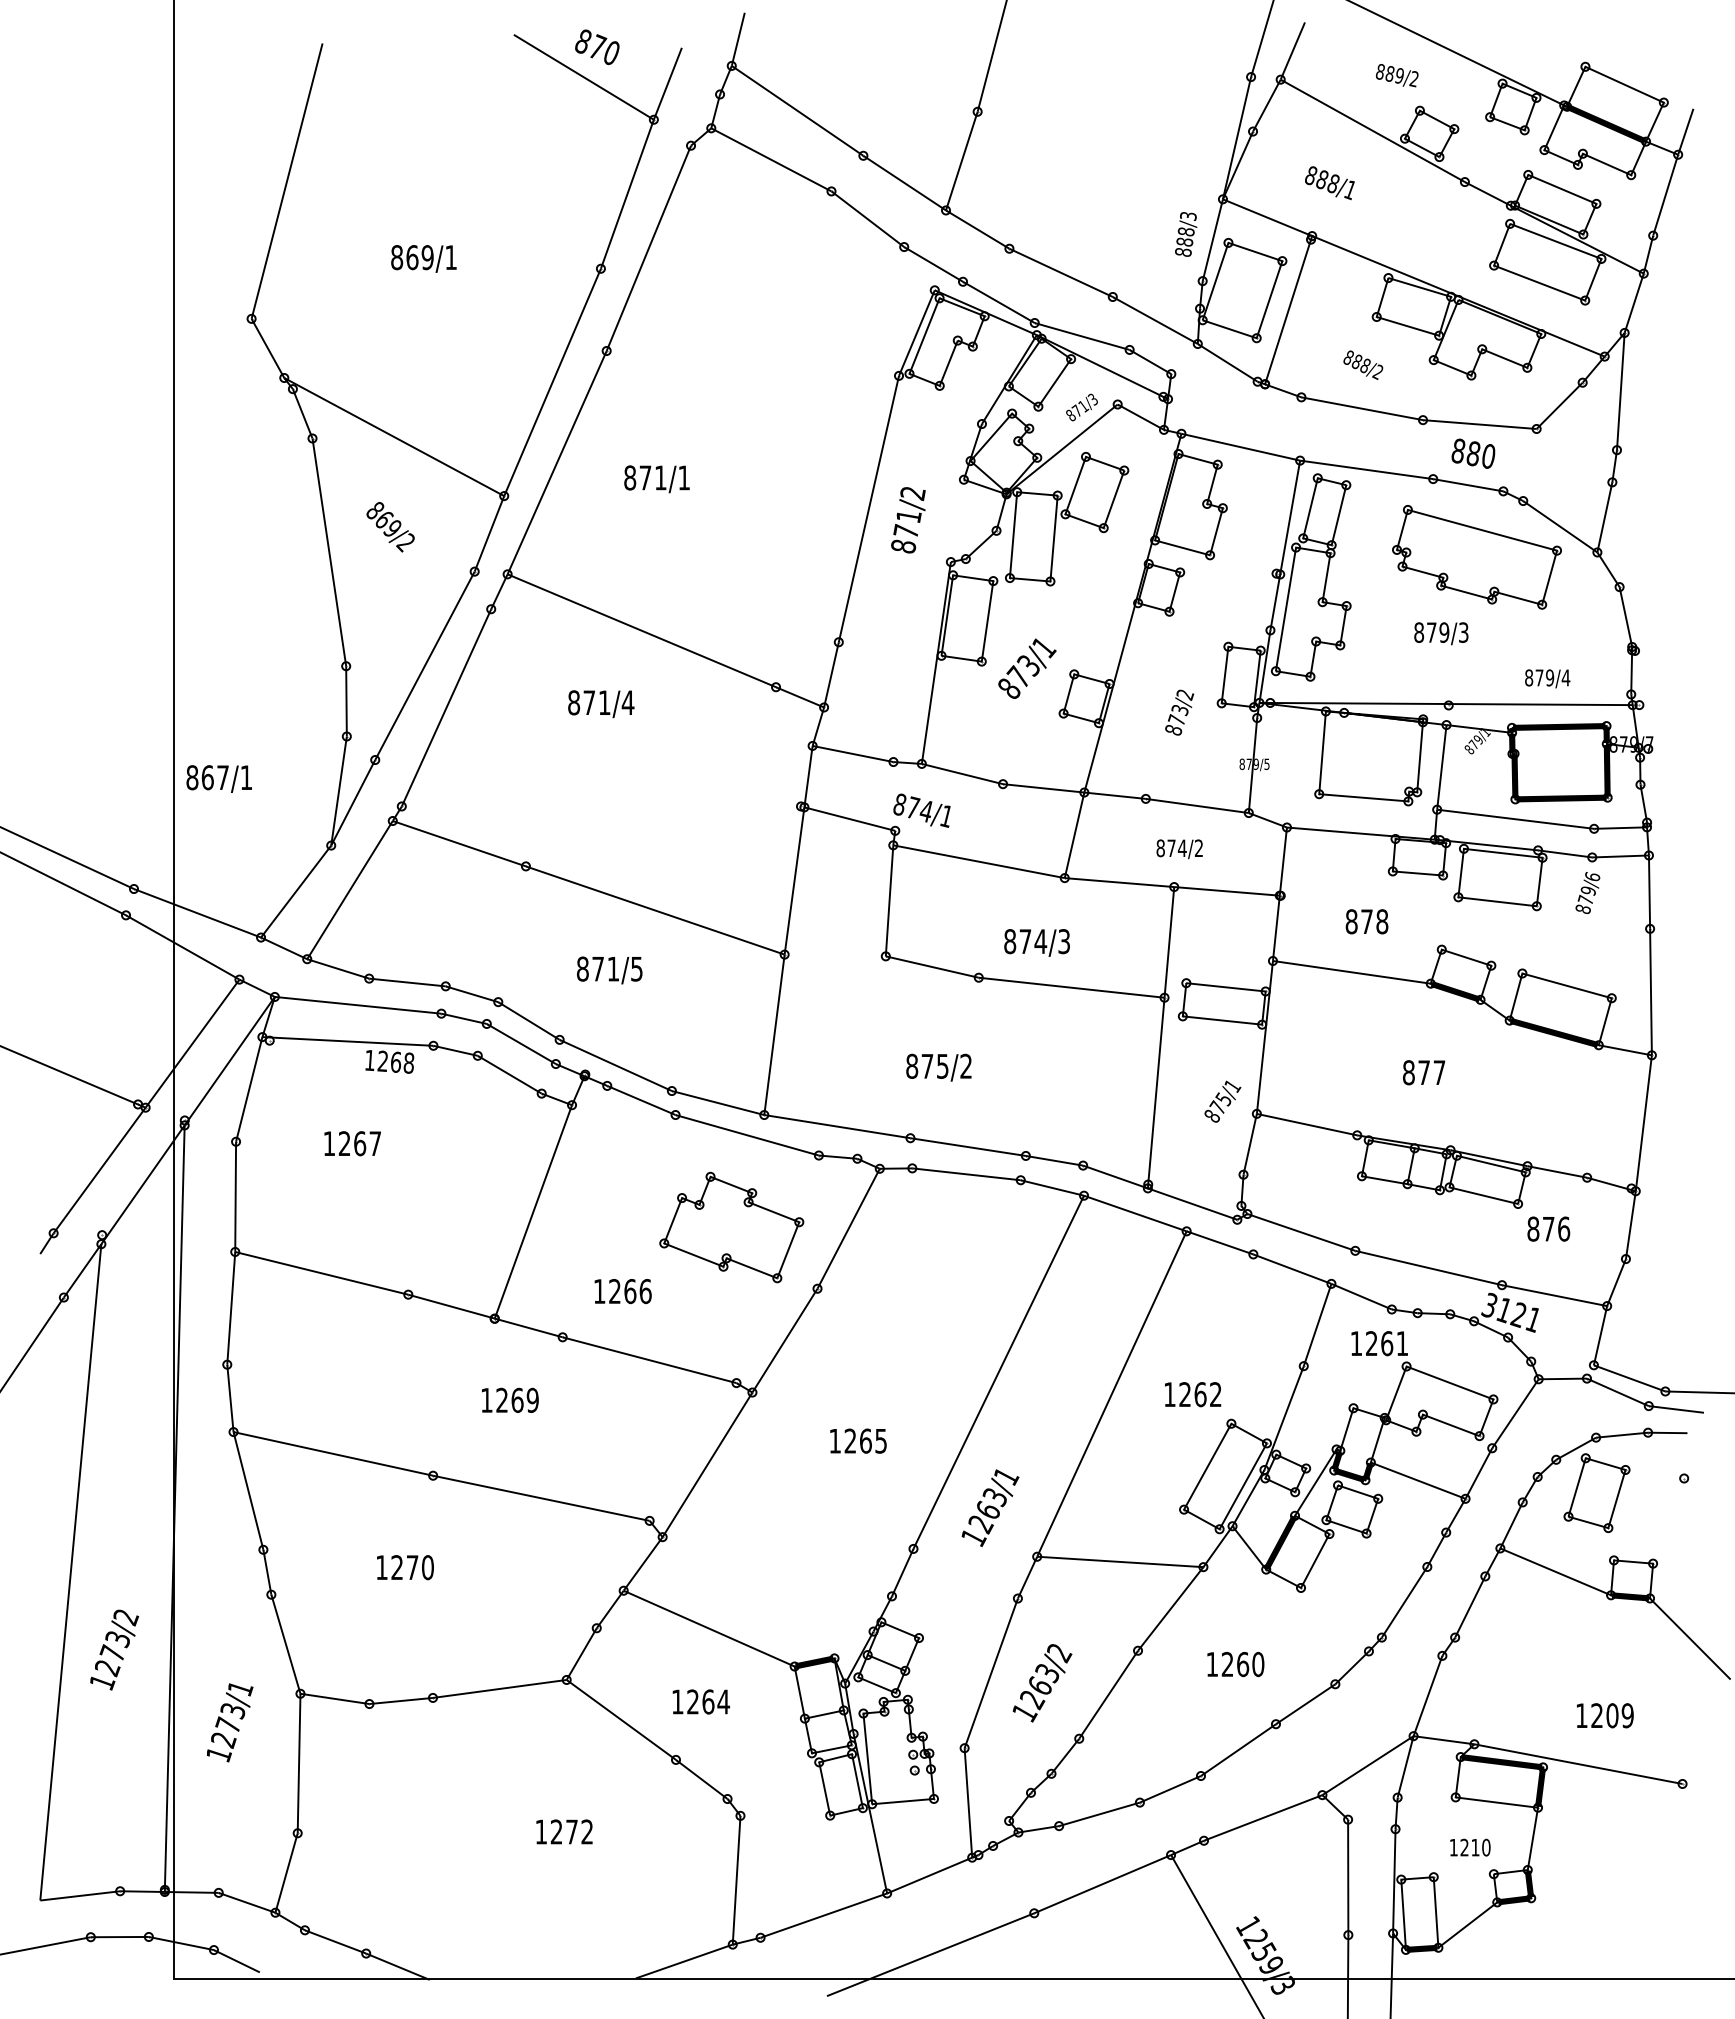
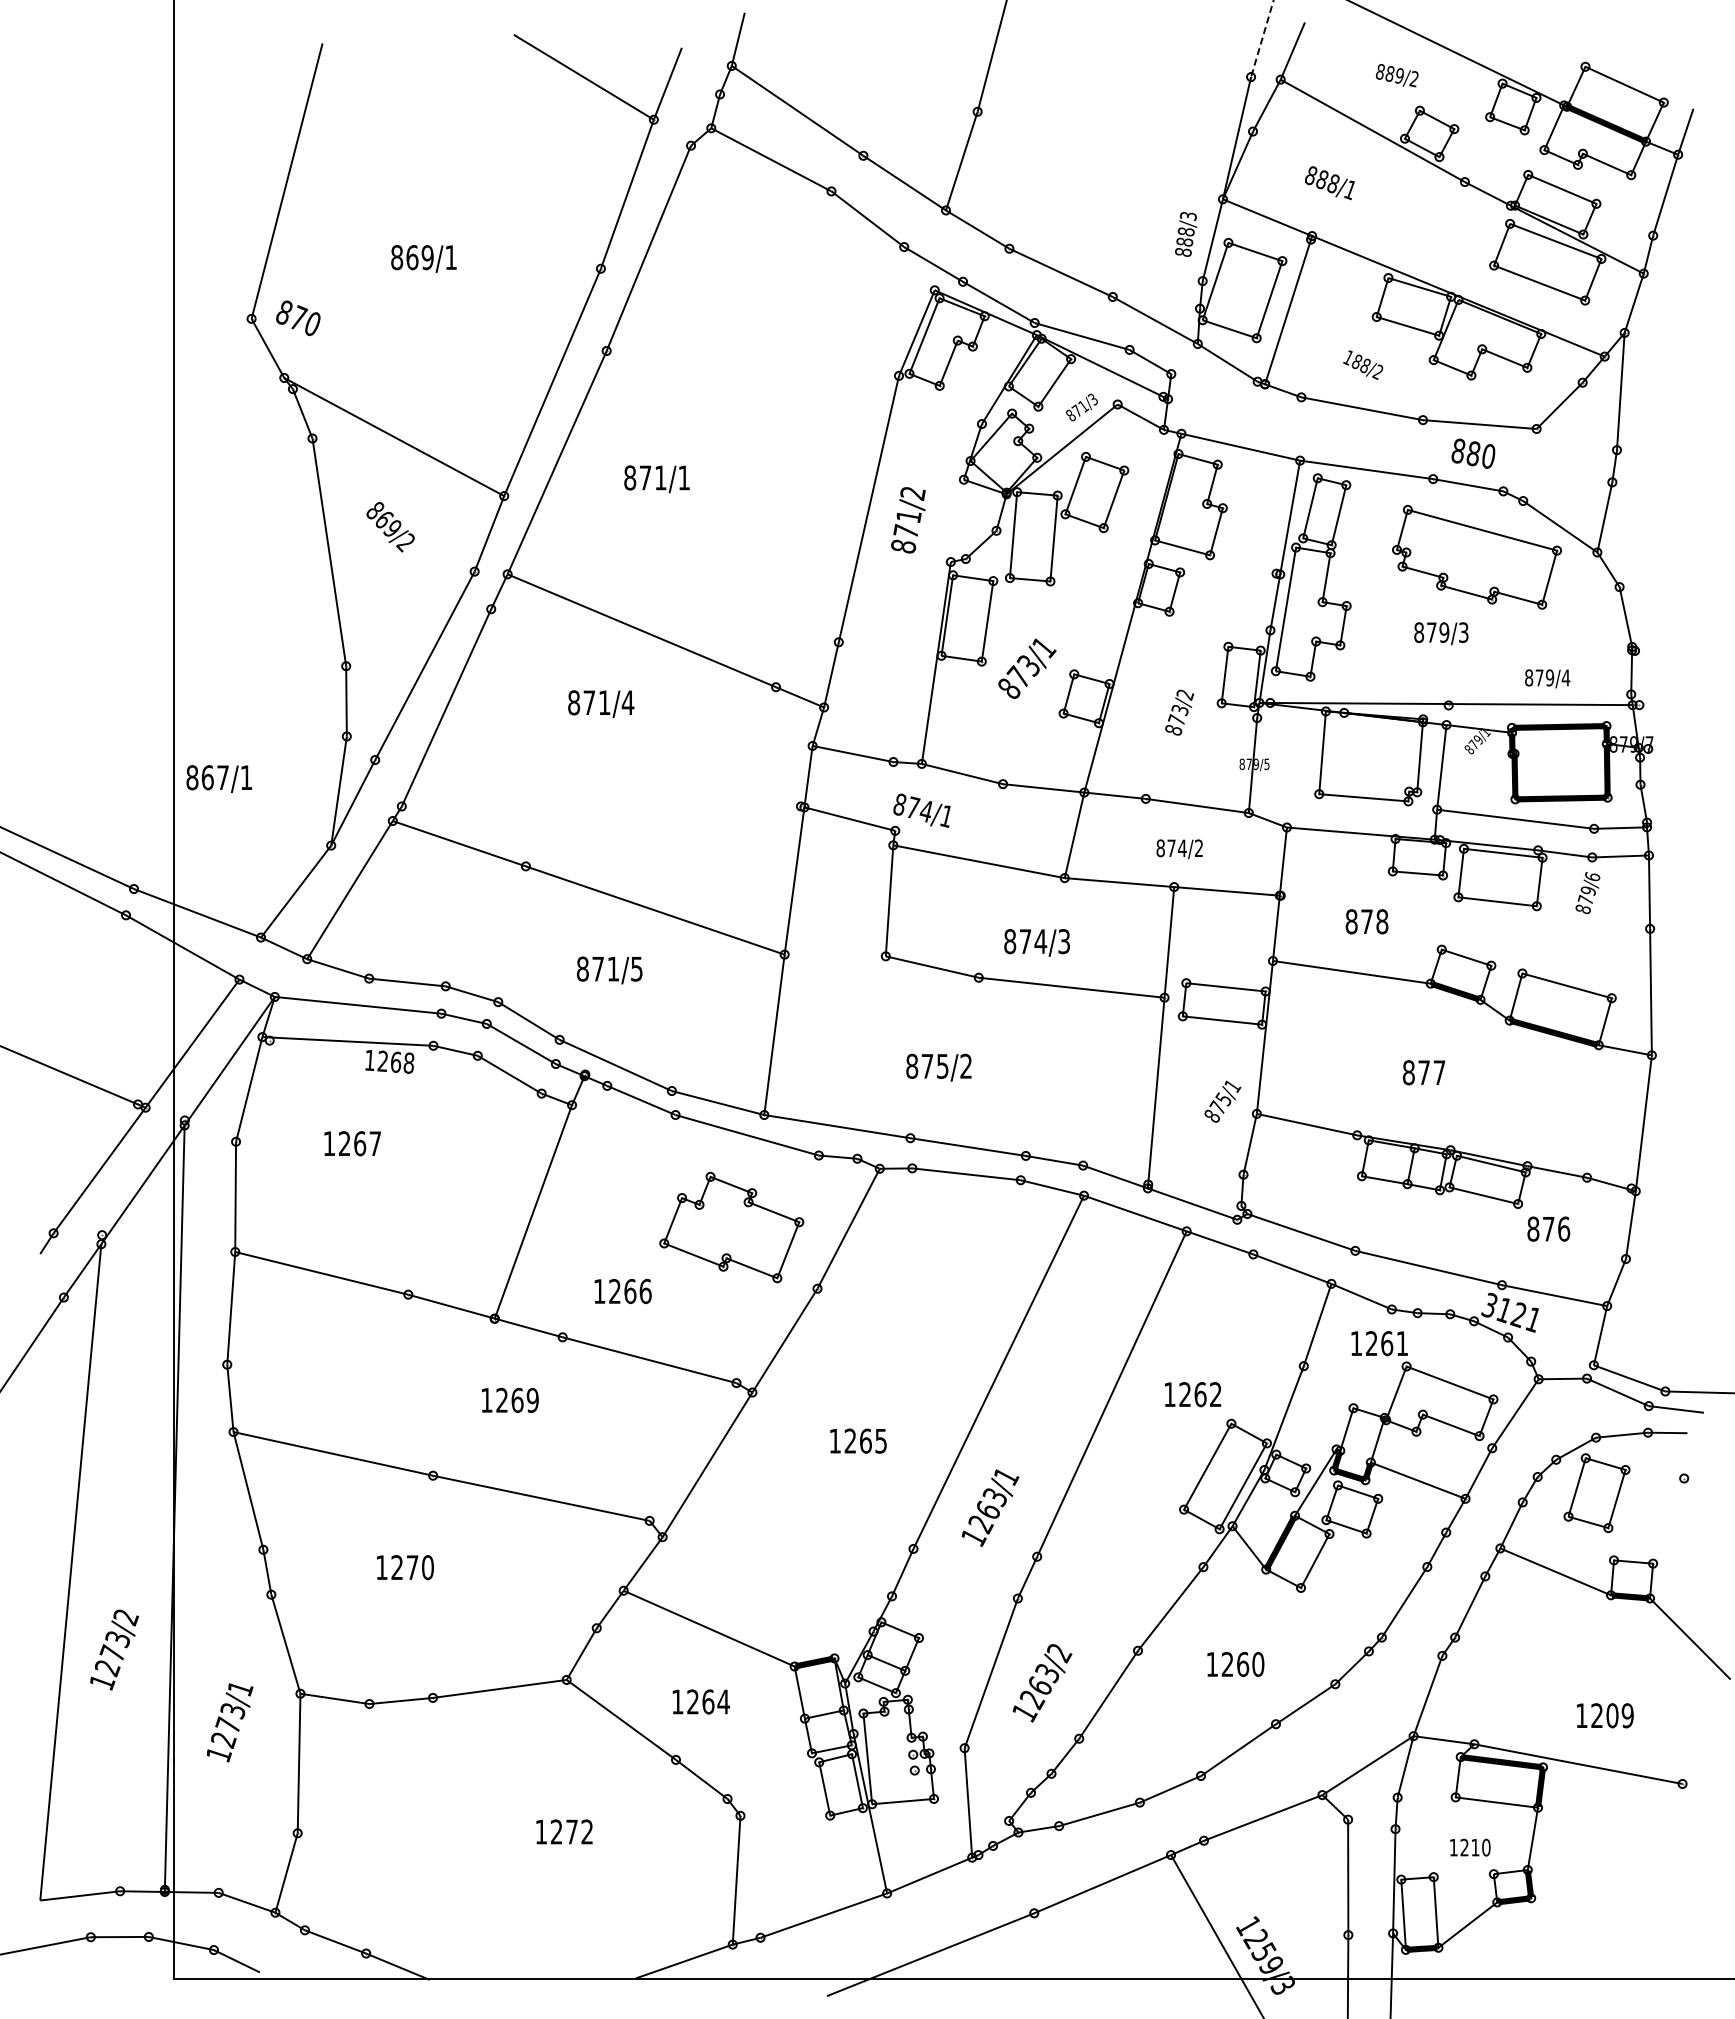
line: solid -> dashed (1262, 37)
text position: (597, 47) -> (298, 318) (298, 318)
text: 888/2 -> 188/2 (1348, 357)
line: present -> none (1120, 1561)
